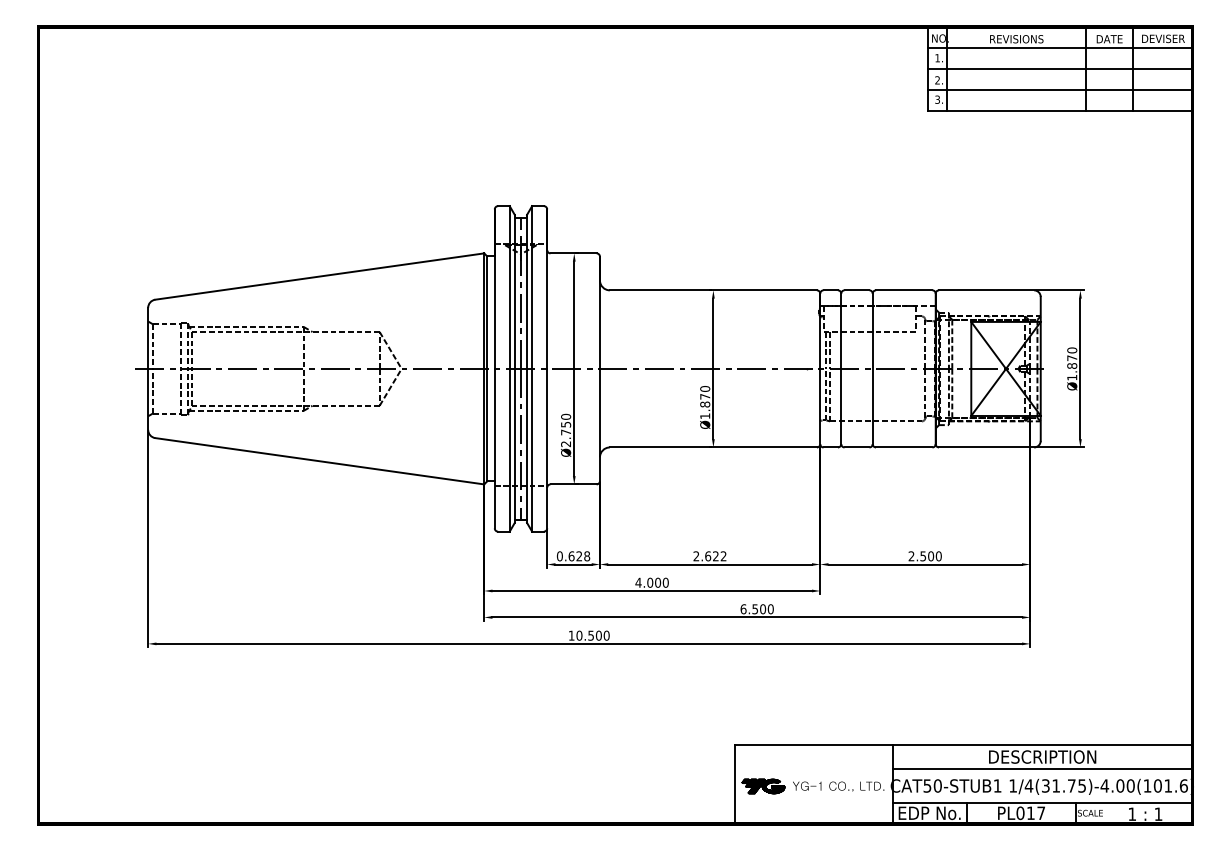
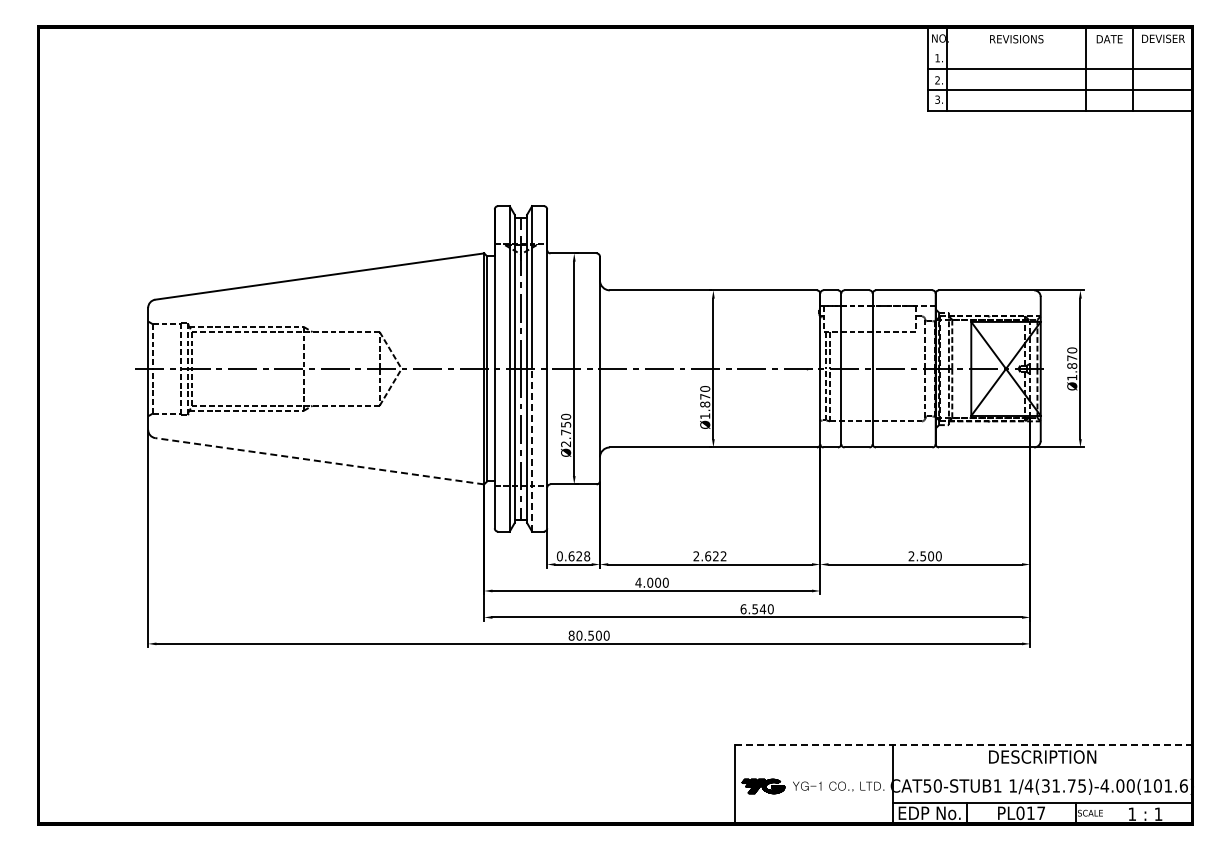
line: present -> none (1059, 48)
line: solid -> dashed (532, 449)
line: solid -> dashed (319, 461)
text: 6.500 -> 6.540 (762, 609)
text: 10.500 -> 80.500 (571, 635)
line: solid -> dashed (963, 744)
line: present -> none (1042, 769)
